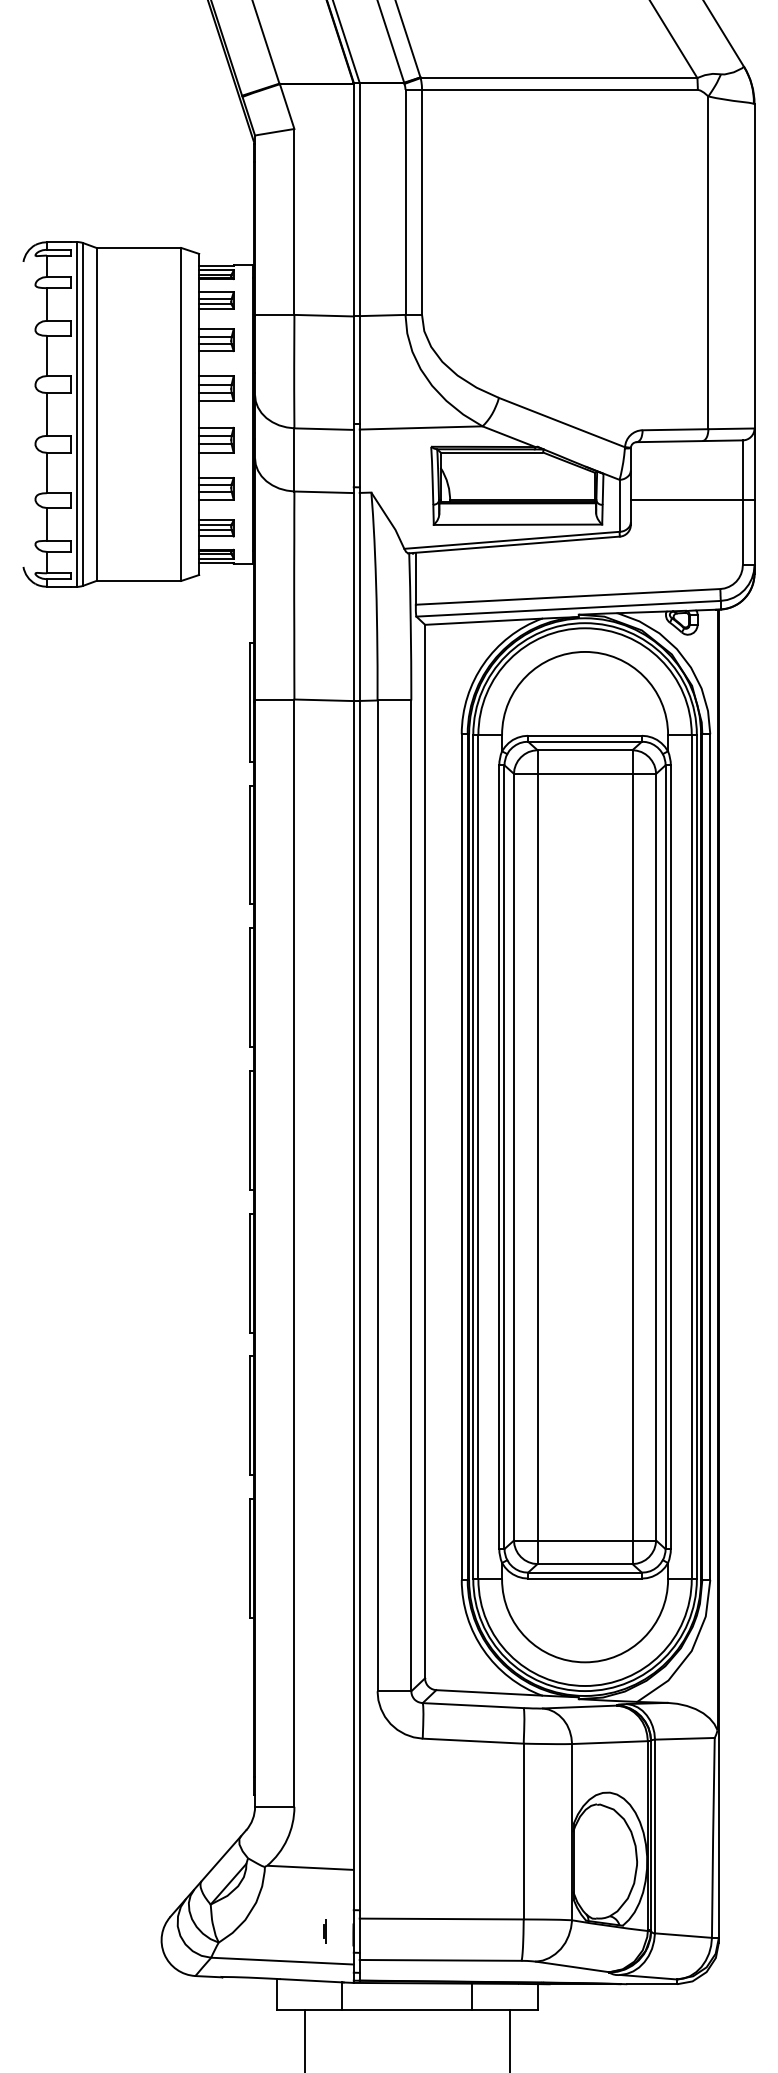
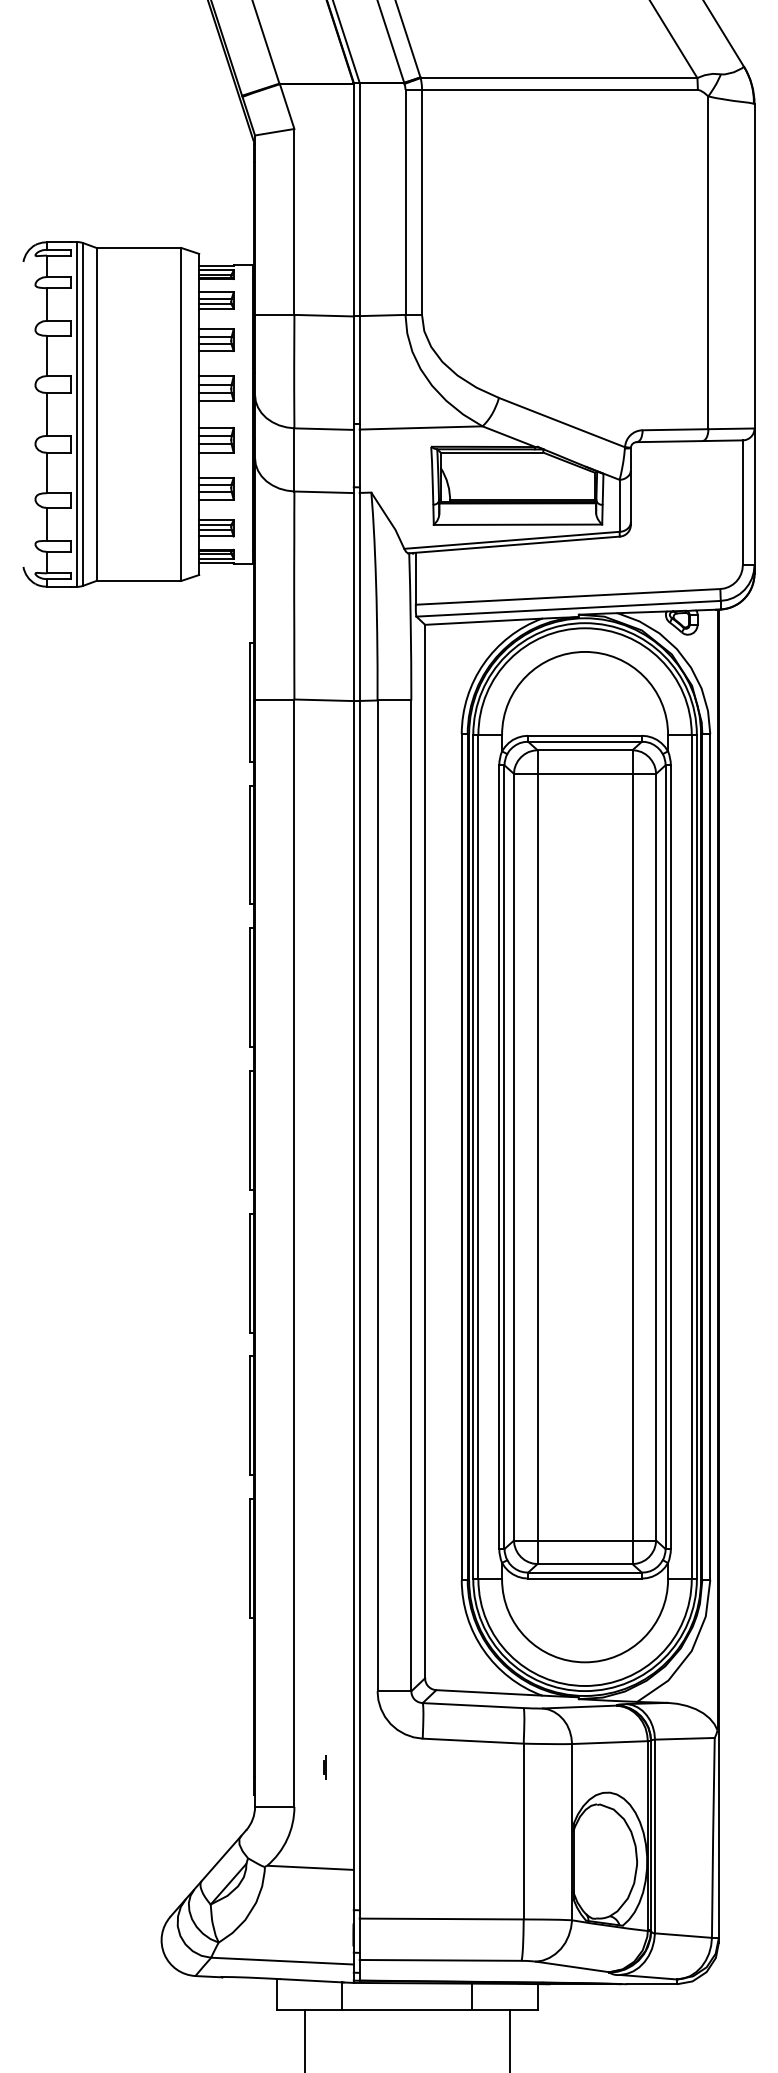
line: present -> none (692, 500)
line position: (324, 1931) -> (324, 1767) (324, 1767)
